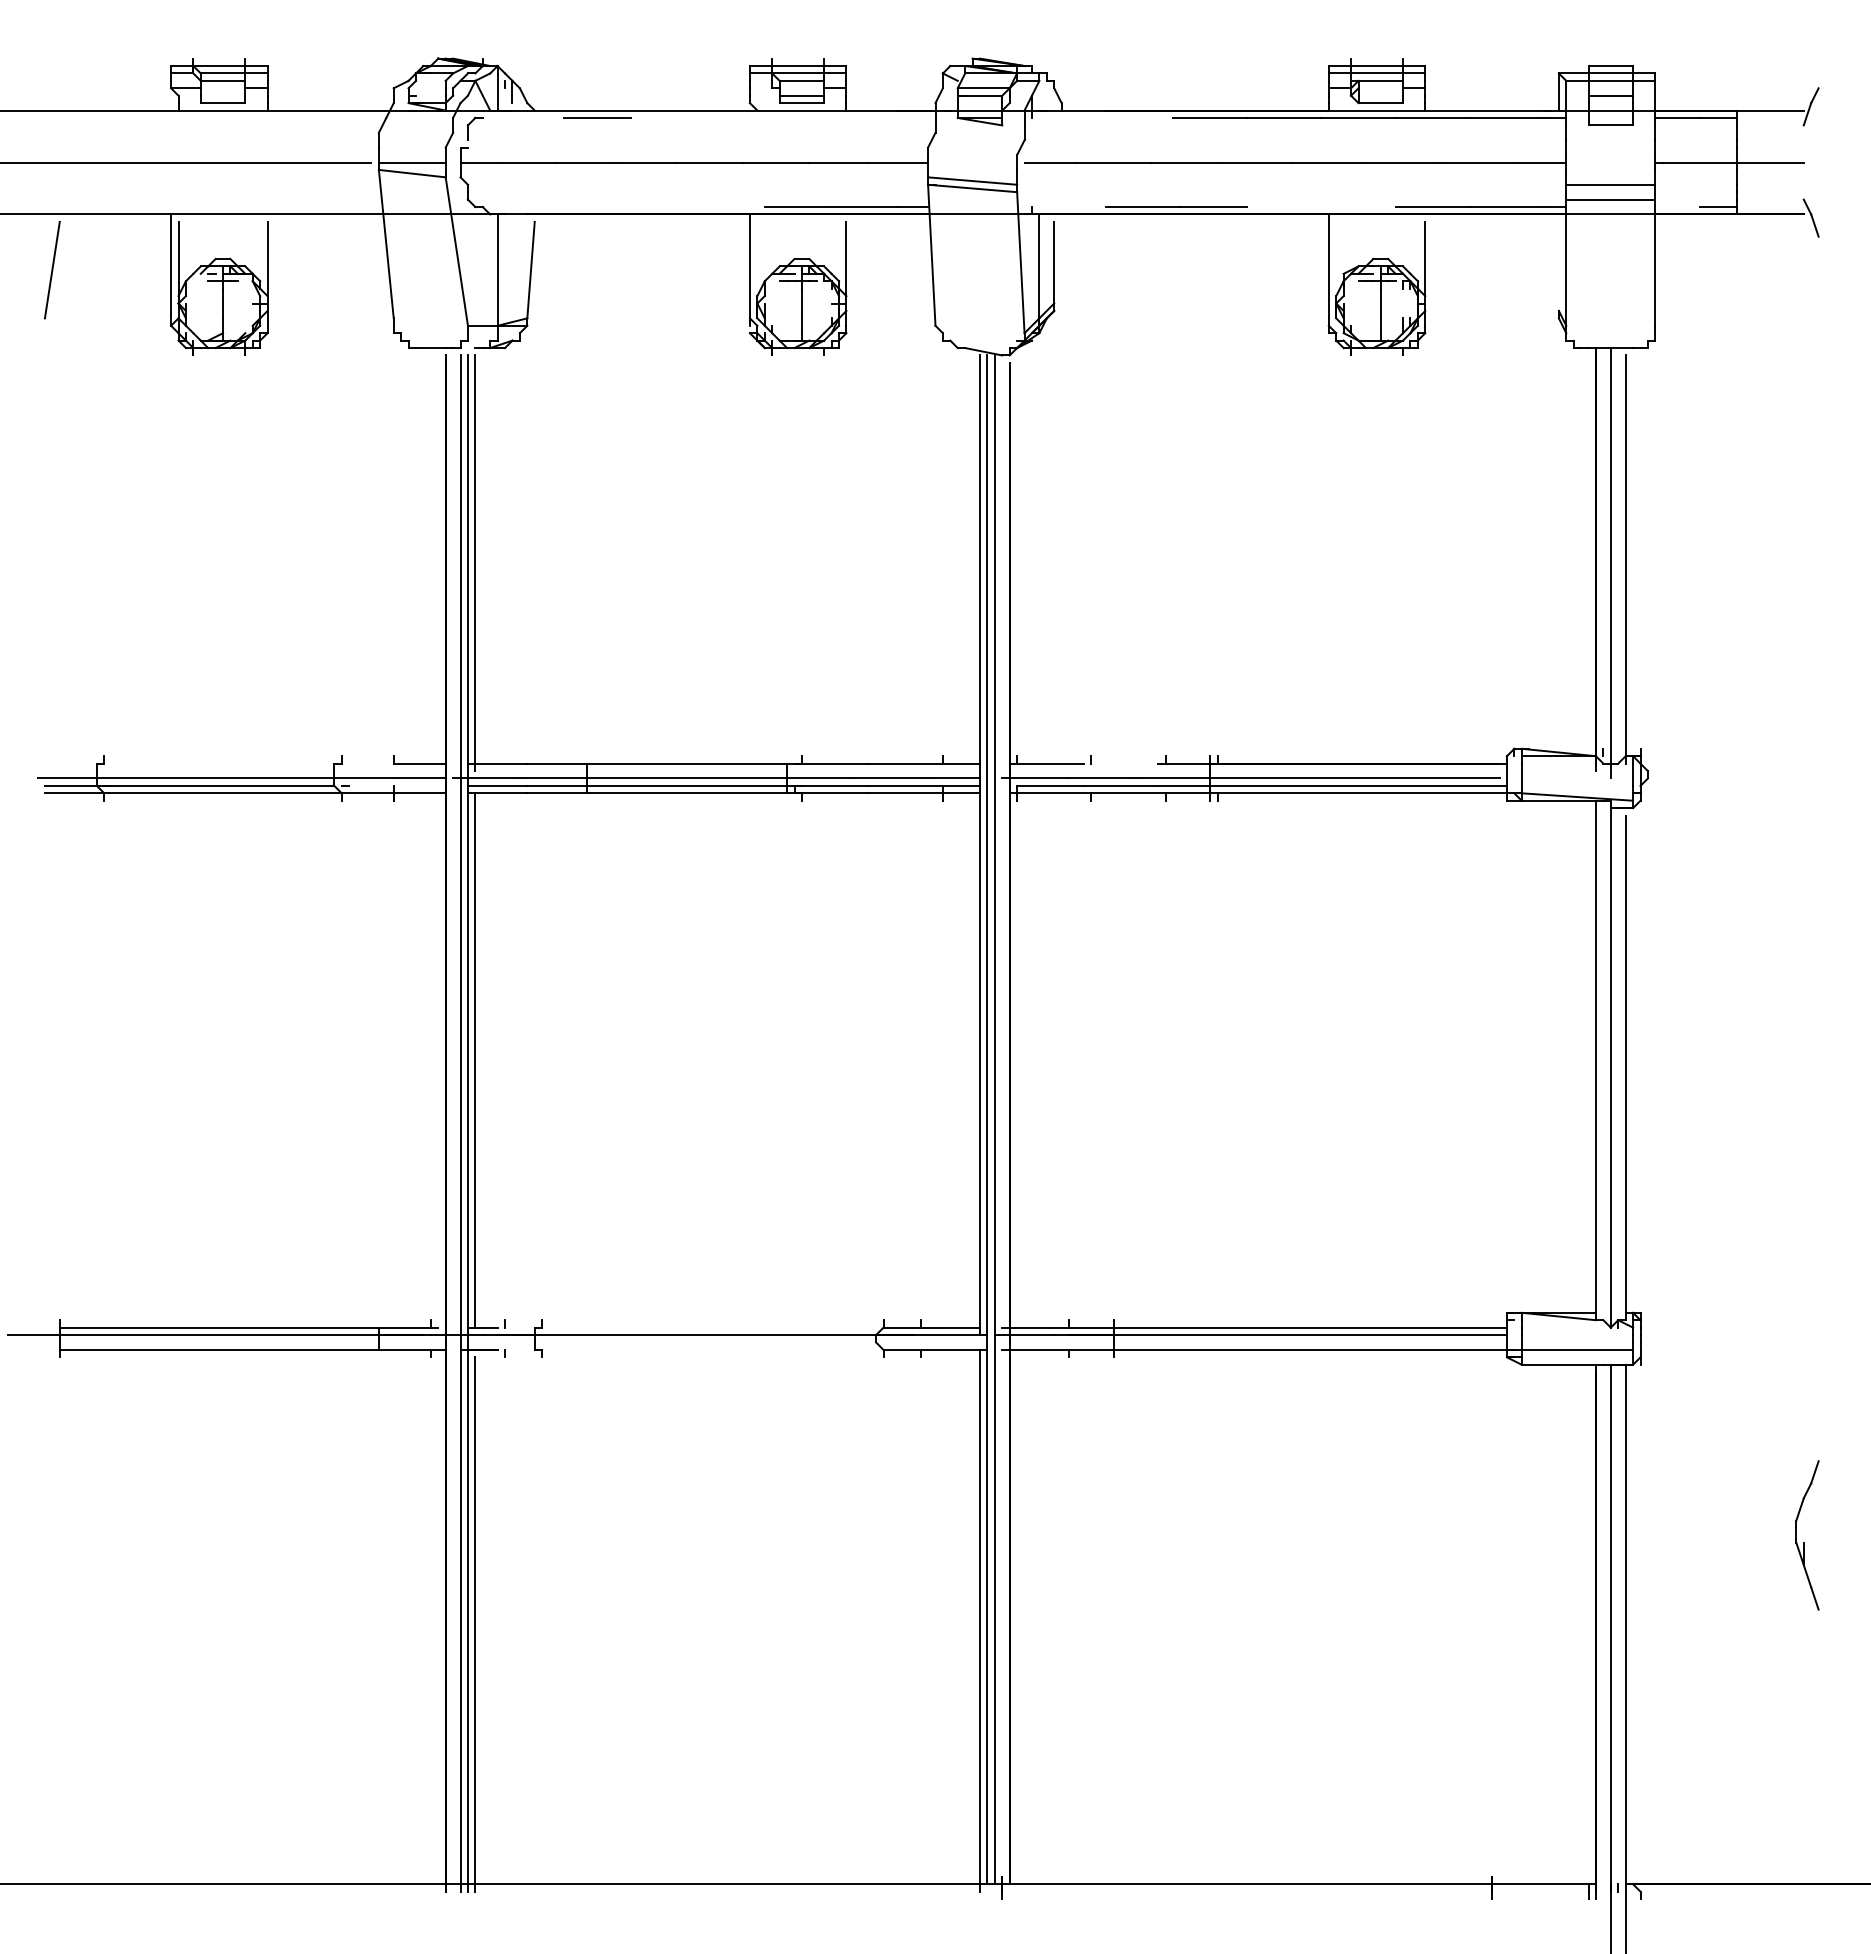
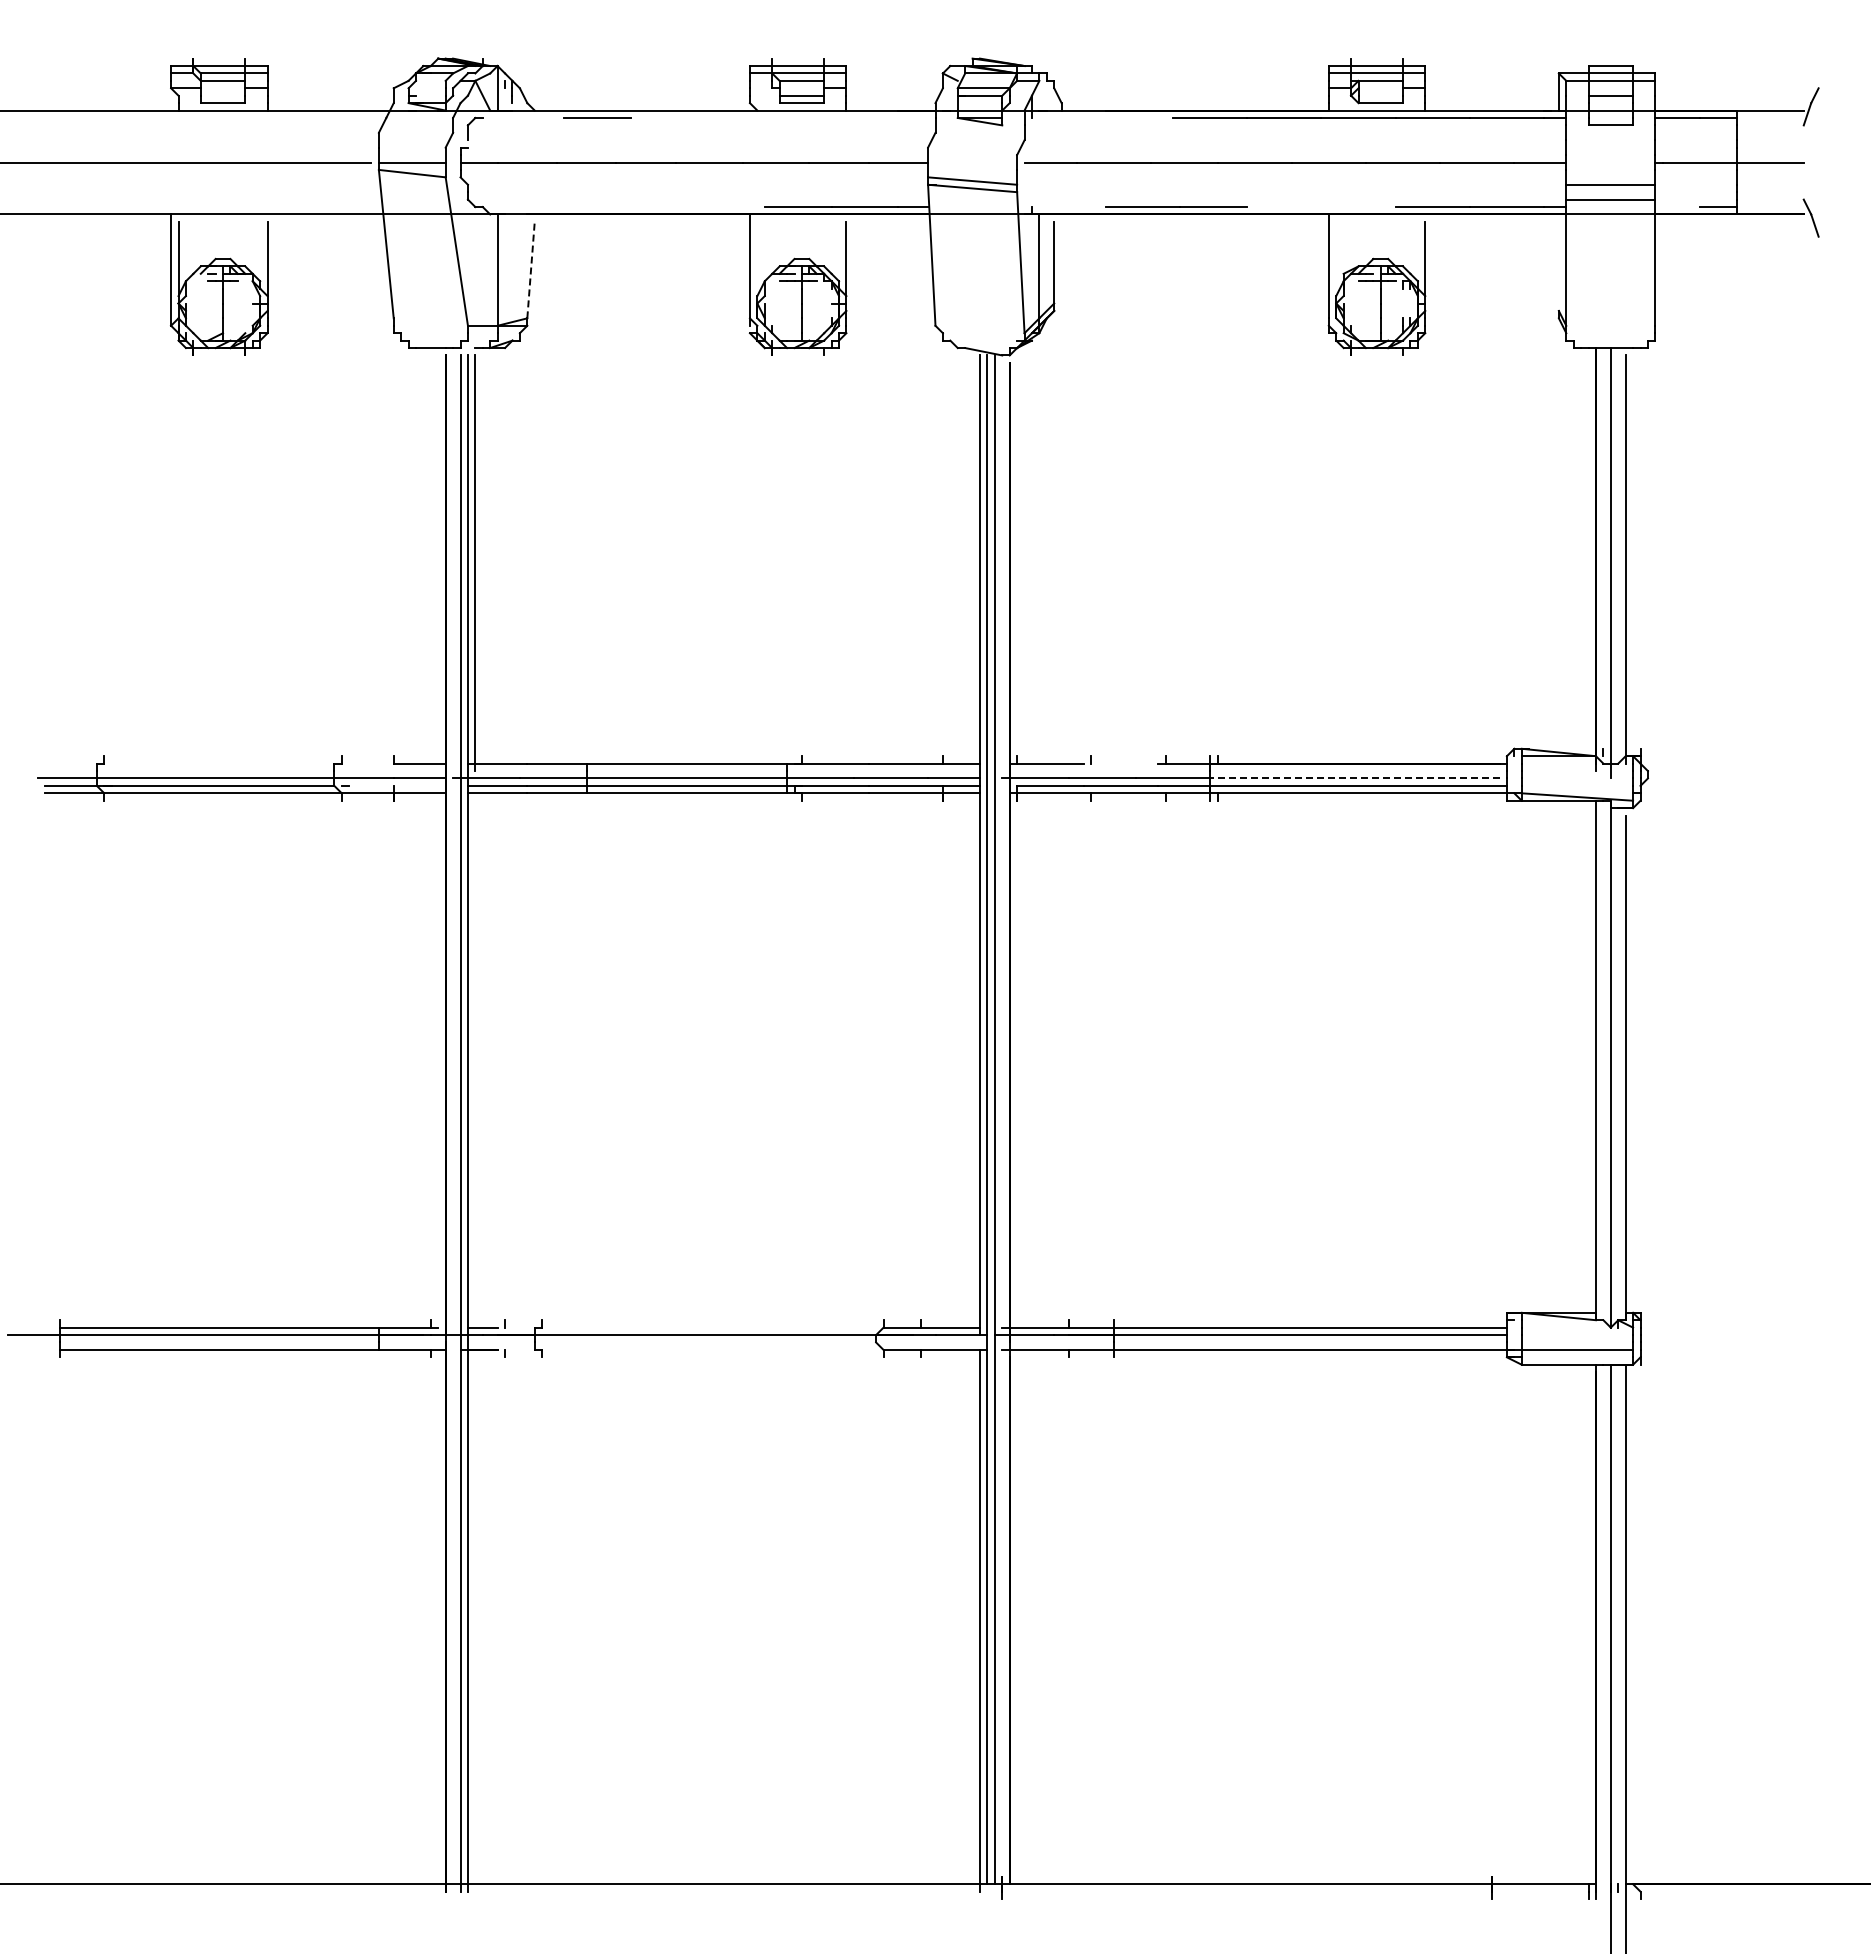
line: present -> none (51, 269)
line: solid -> dashed (531, 269)
line: solid -> dashed (1354, 778)
line: present -> none (475, 1060)
part: present -> none (1804, 1542)
line: present -> none (475, 1624)
